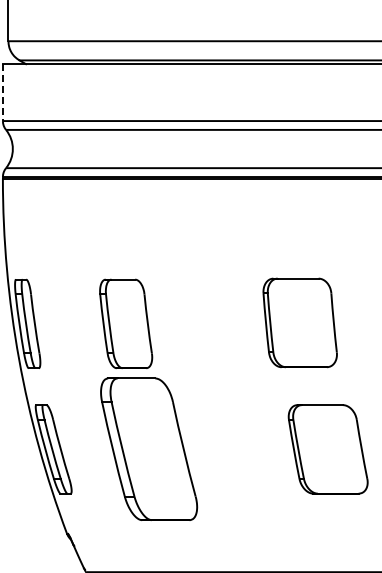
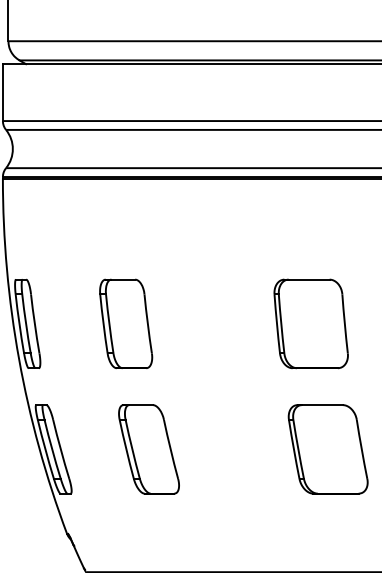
line: dashed -> solid (2, 93)
part position: (299, 322) -> (310, 323) (310, 323)
part size: 99x144 px -> 62x91 px (148, 449)
